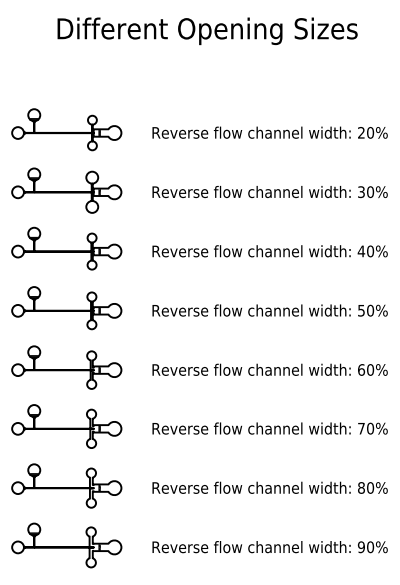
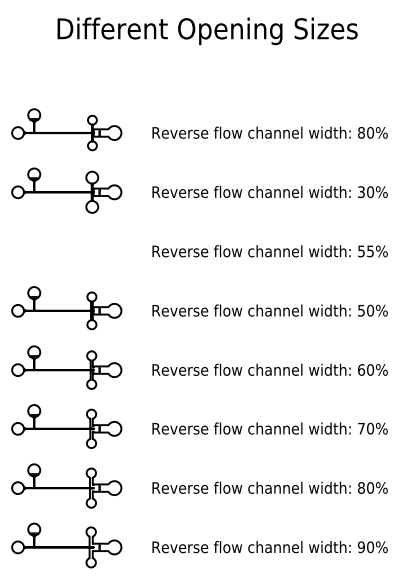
text: 20%%% -> 80%%% (361, 132)
part: present -> none (66, 248)
text: 40%%% -> 55%%% (365, 251)
